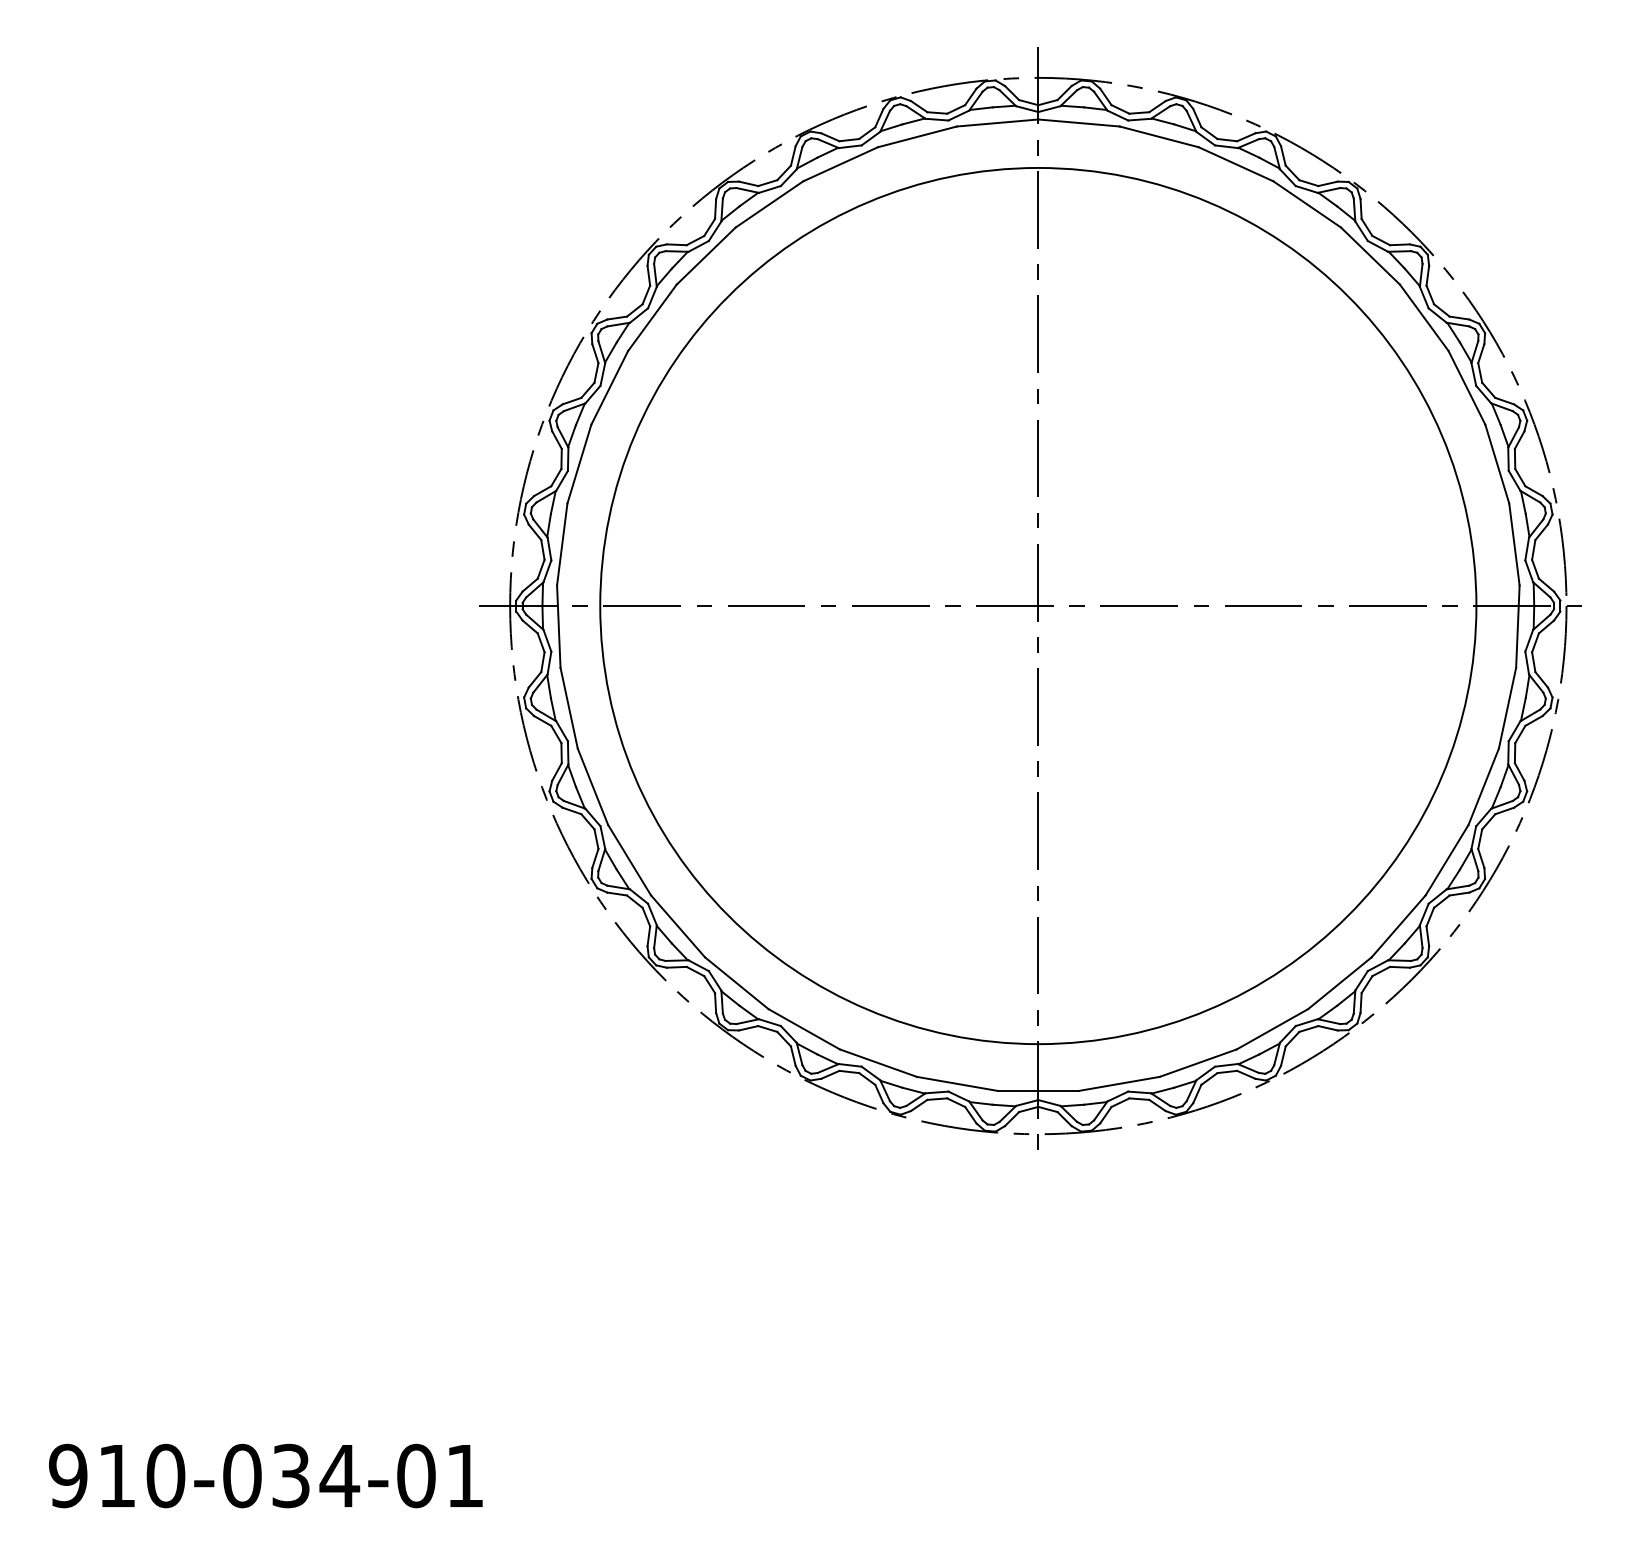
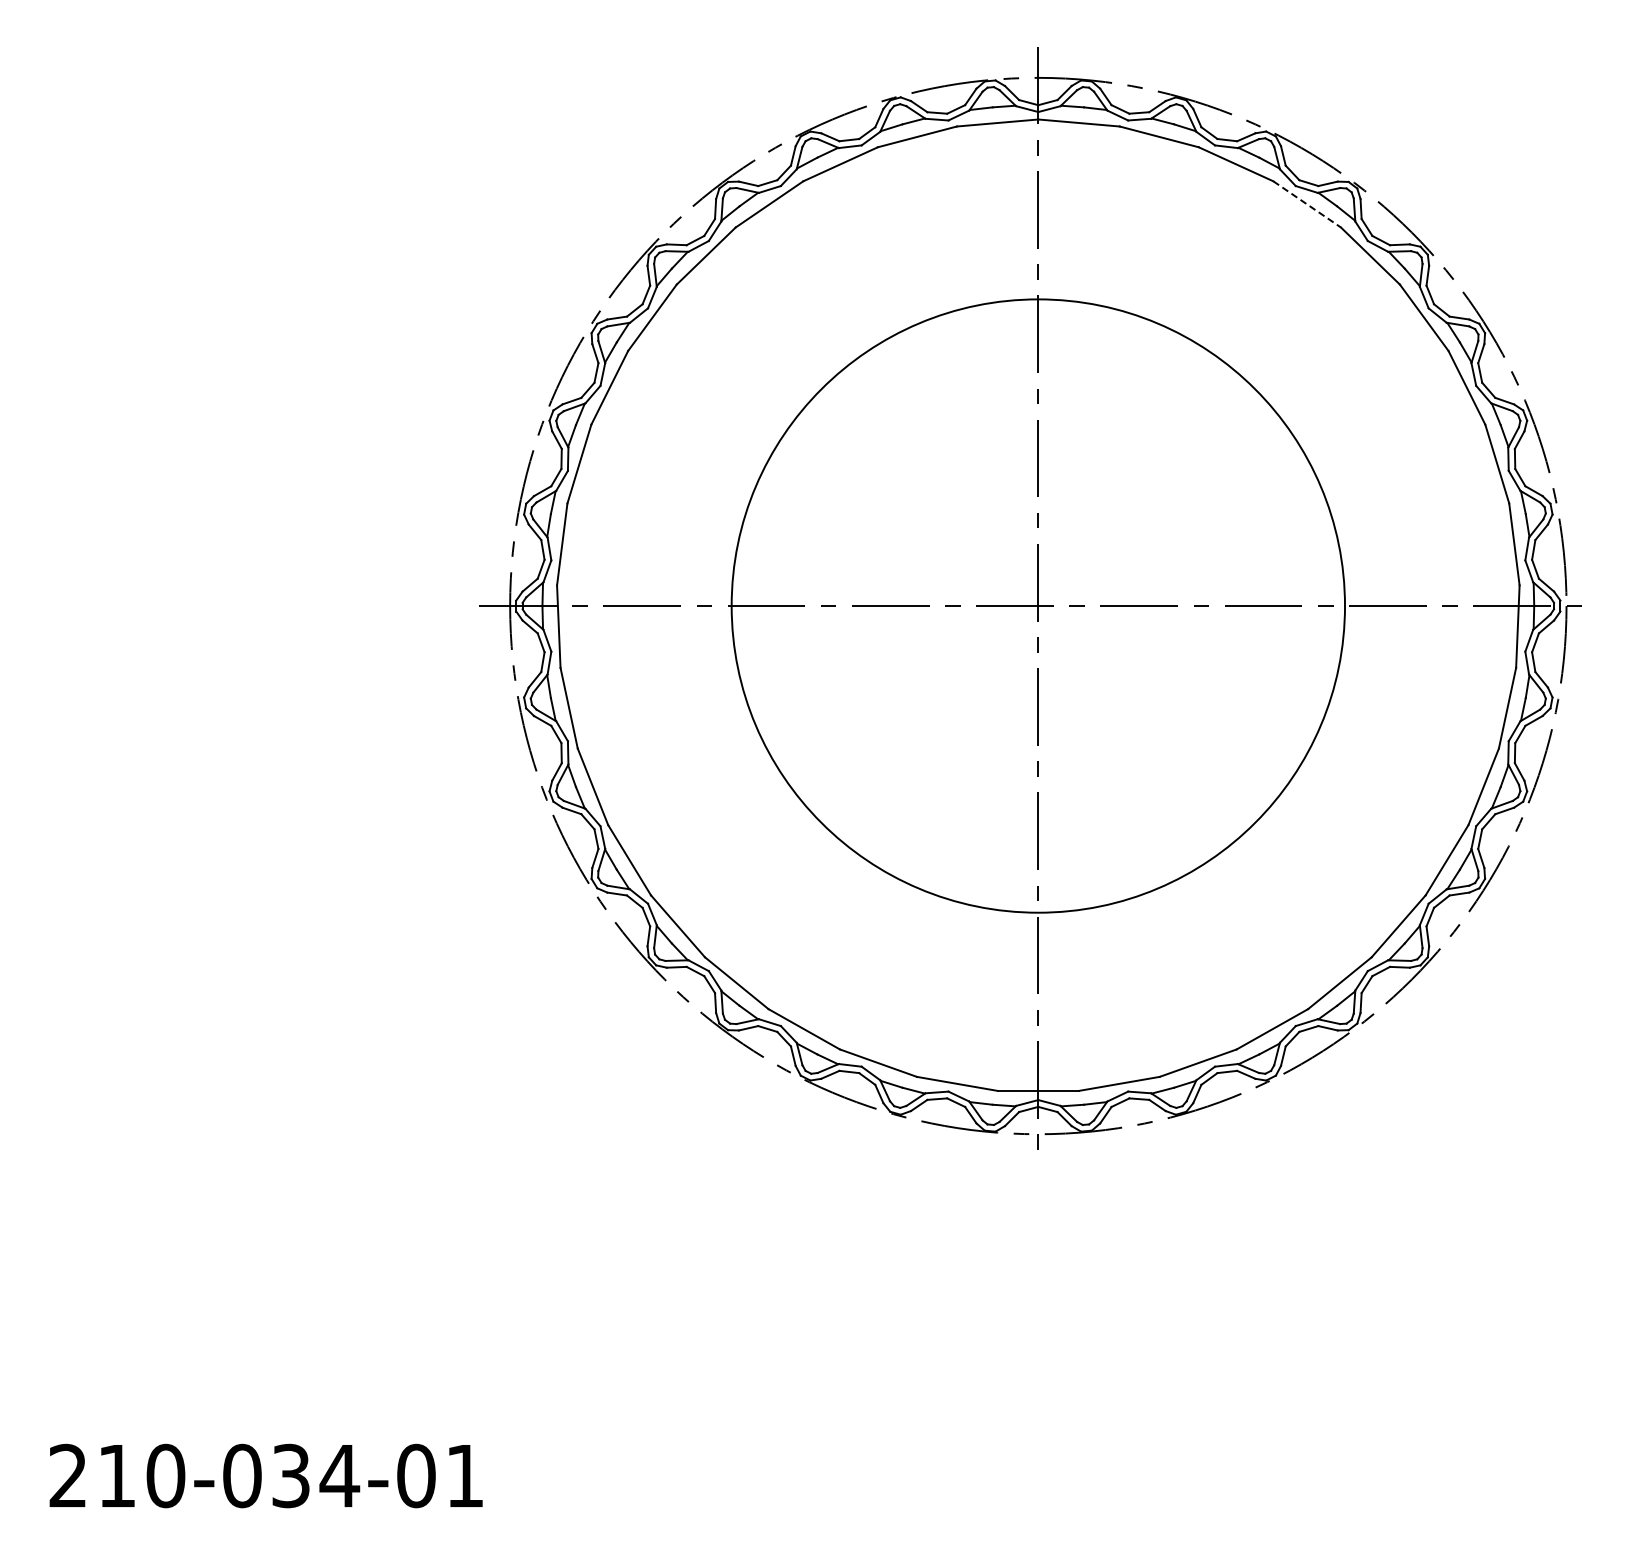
line: solid -> dashed (1307, 204)
circle diameter: 876 px -> 613 px (1038, 605)
text: 910-034-01 -> 210-034-01 (68, 1476)
